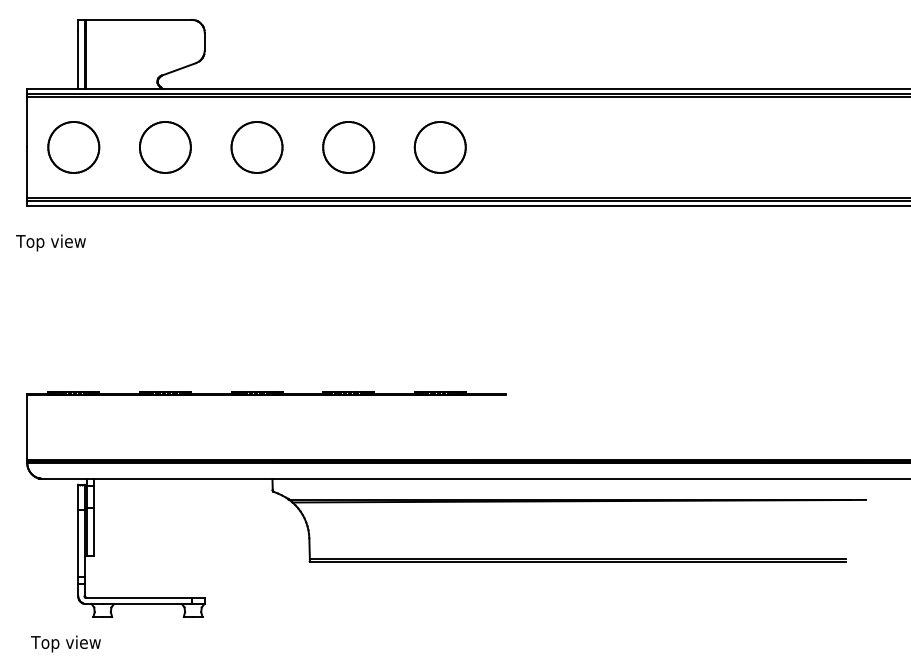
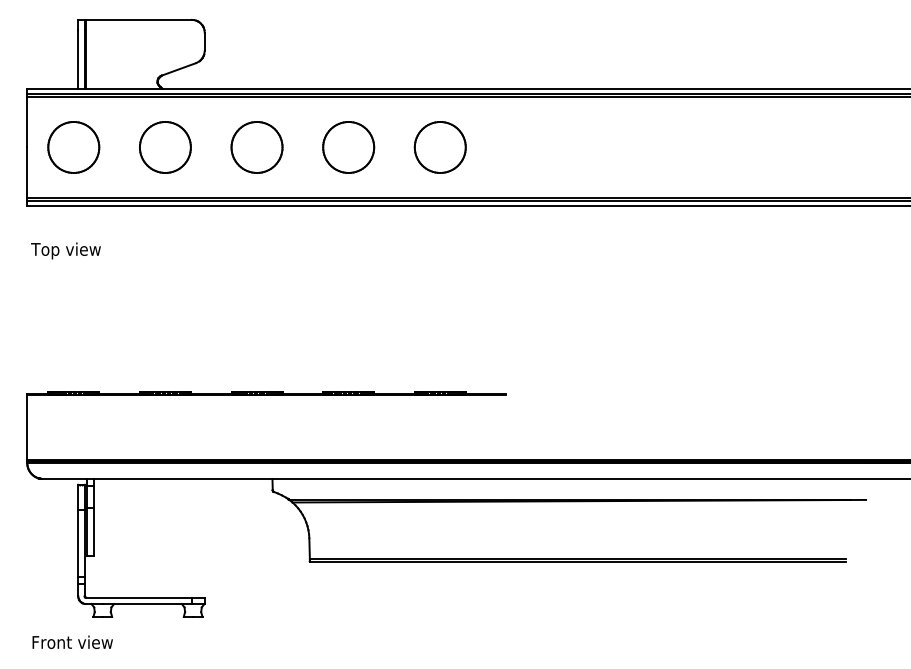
text position: (50, 242) -> (65, 250) (65, 250)
text: Top view -> Front view (71, 643)
